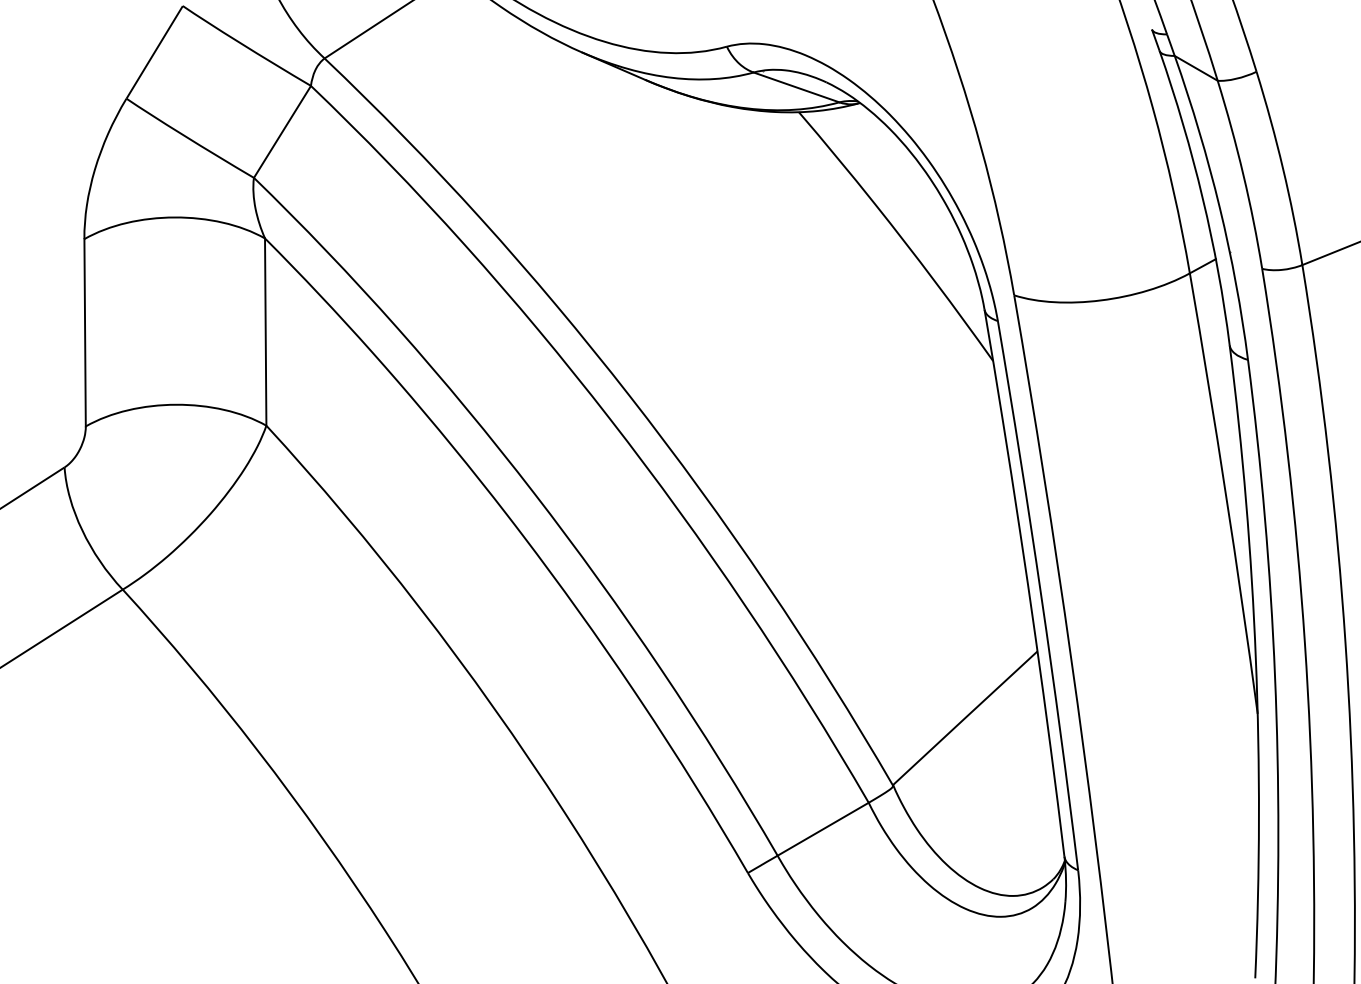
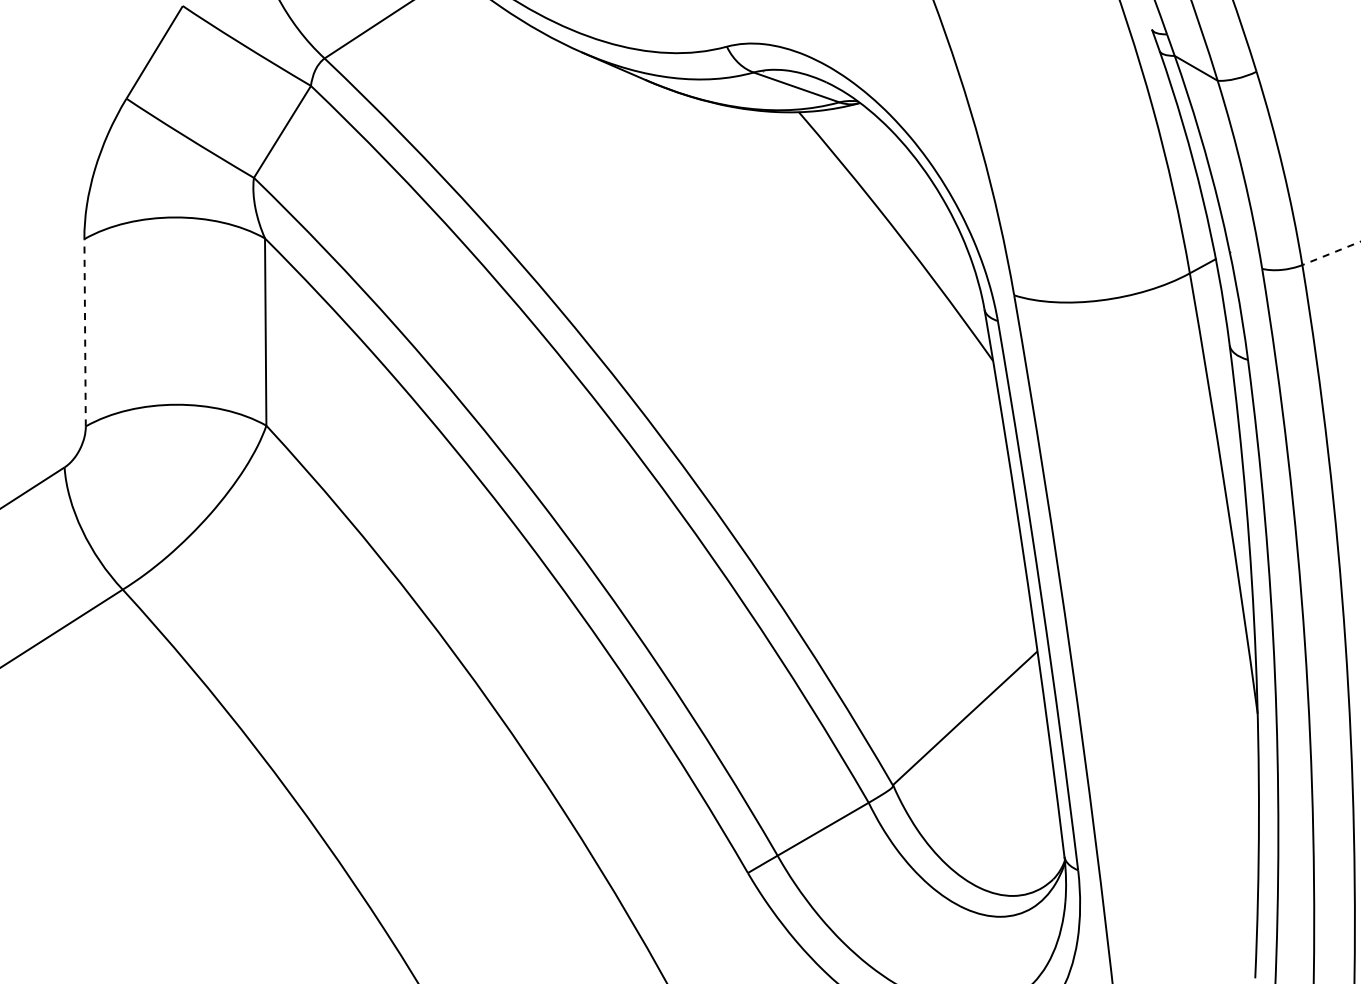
line: solid -> dashed (1331, 253)
line: solid -> dashed (85, 332)
